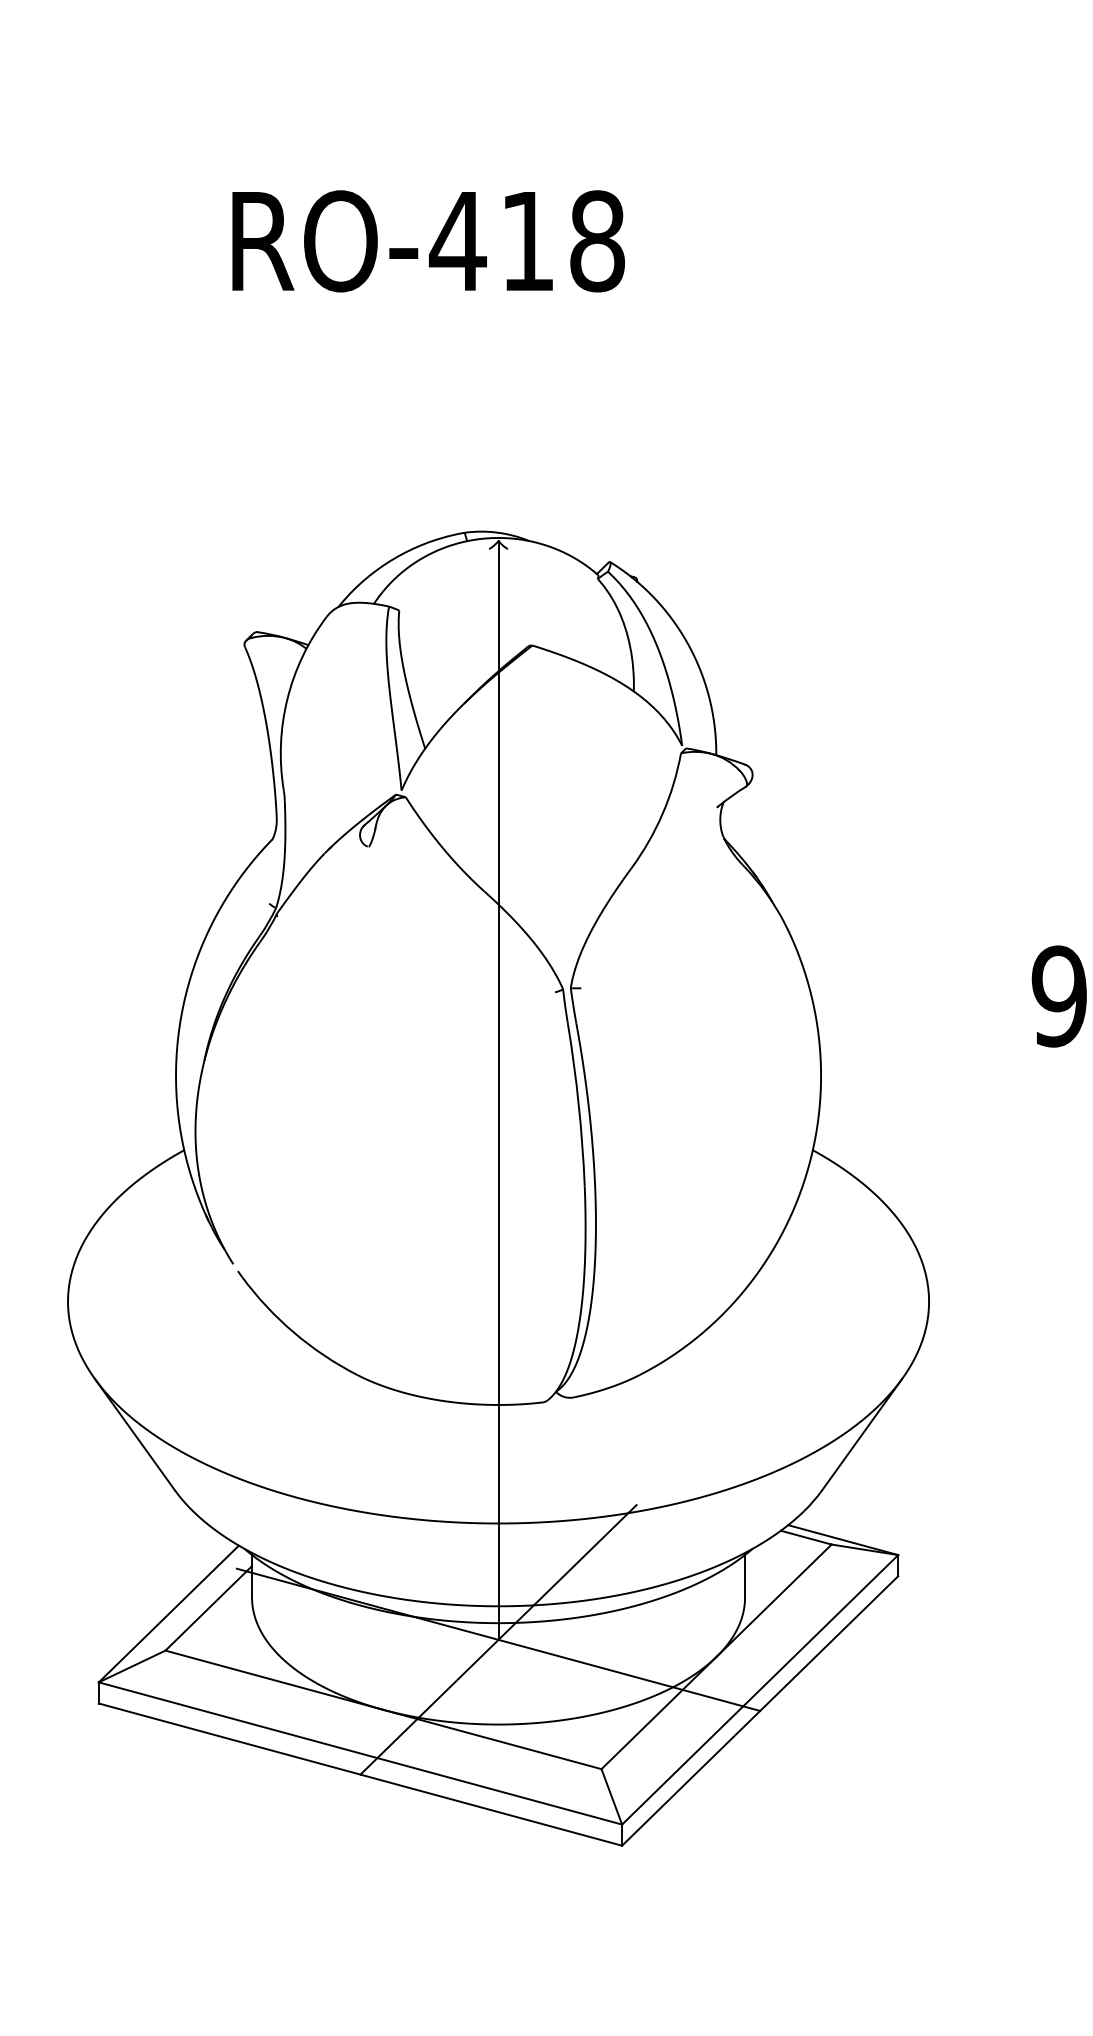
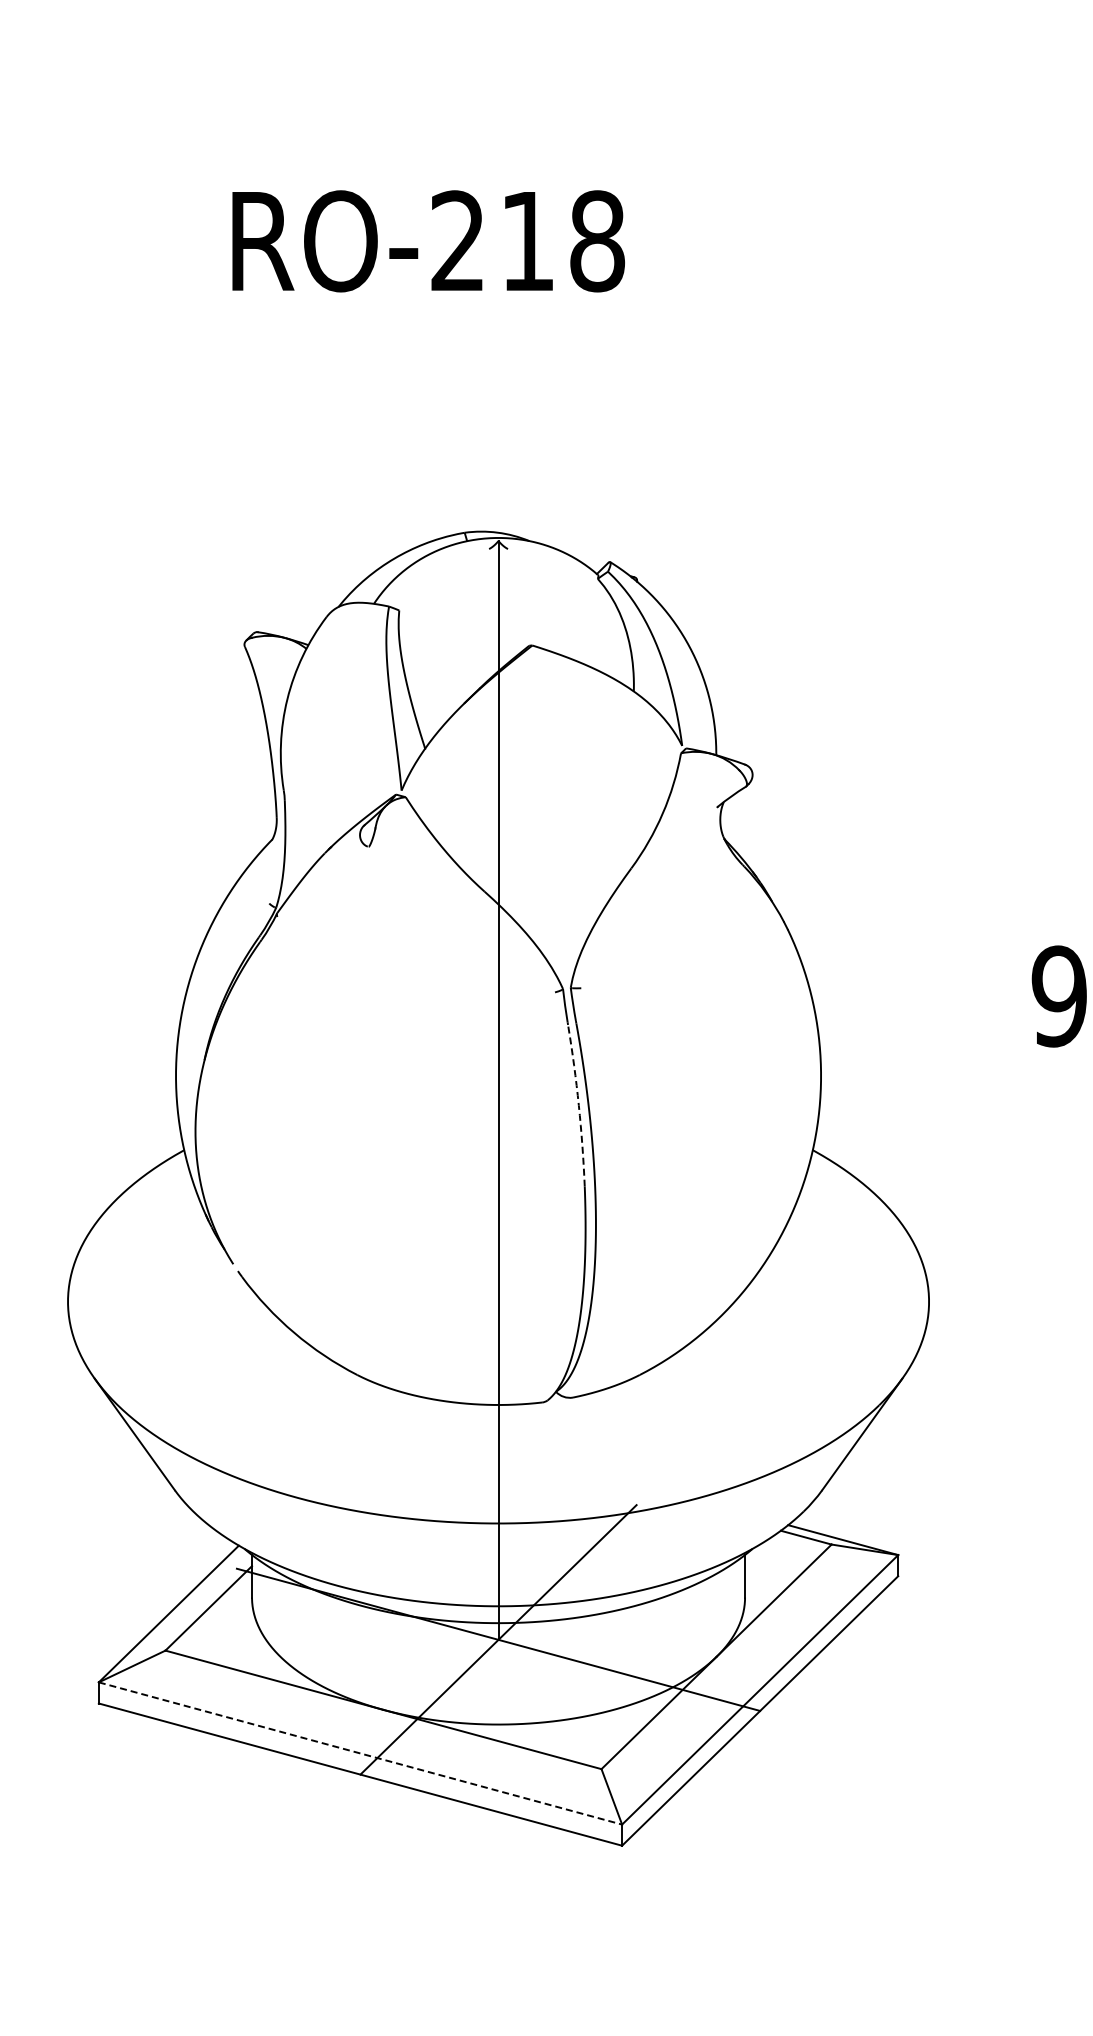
text: RO-418 -> RO-218 (457, 240)
arc: solid -> dashed (578, 1105)
line: solid -> dashed (360, 1753)
